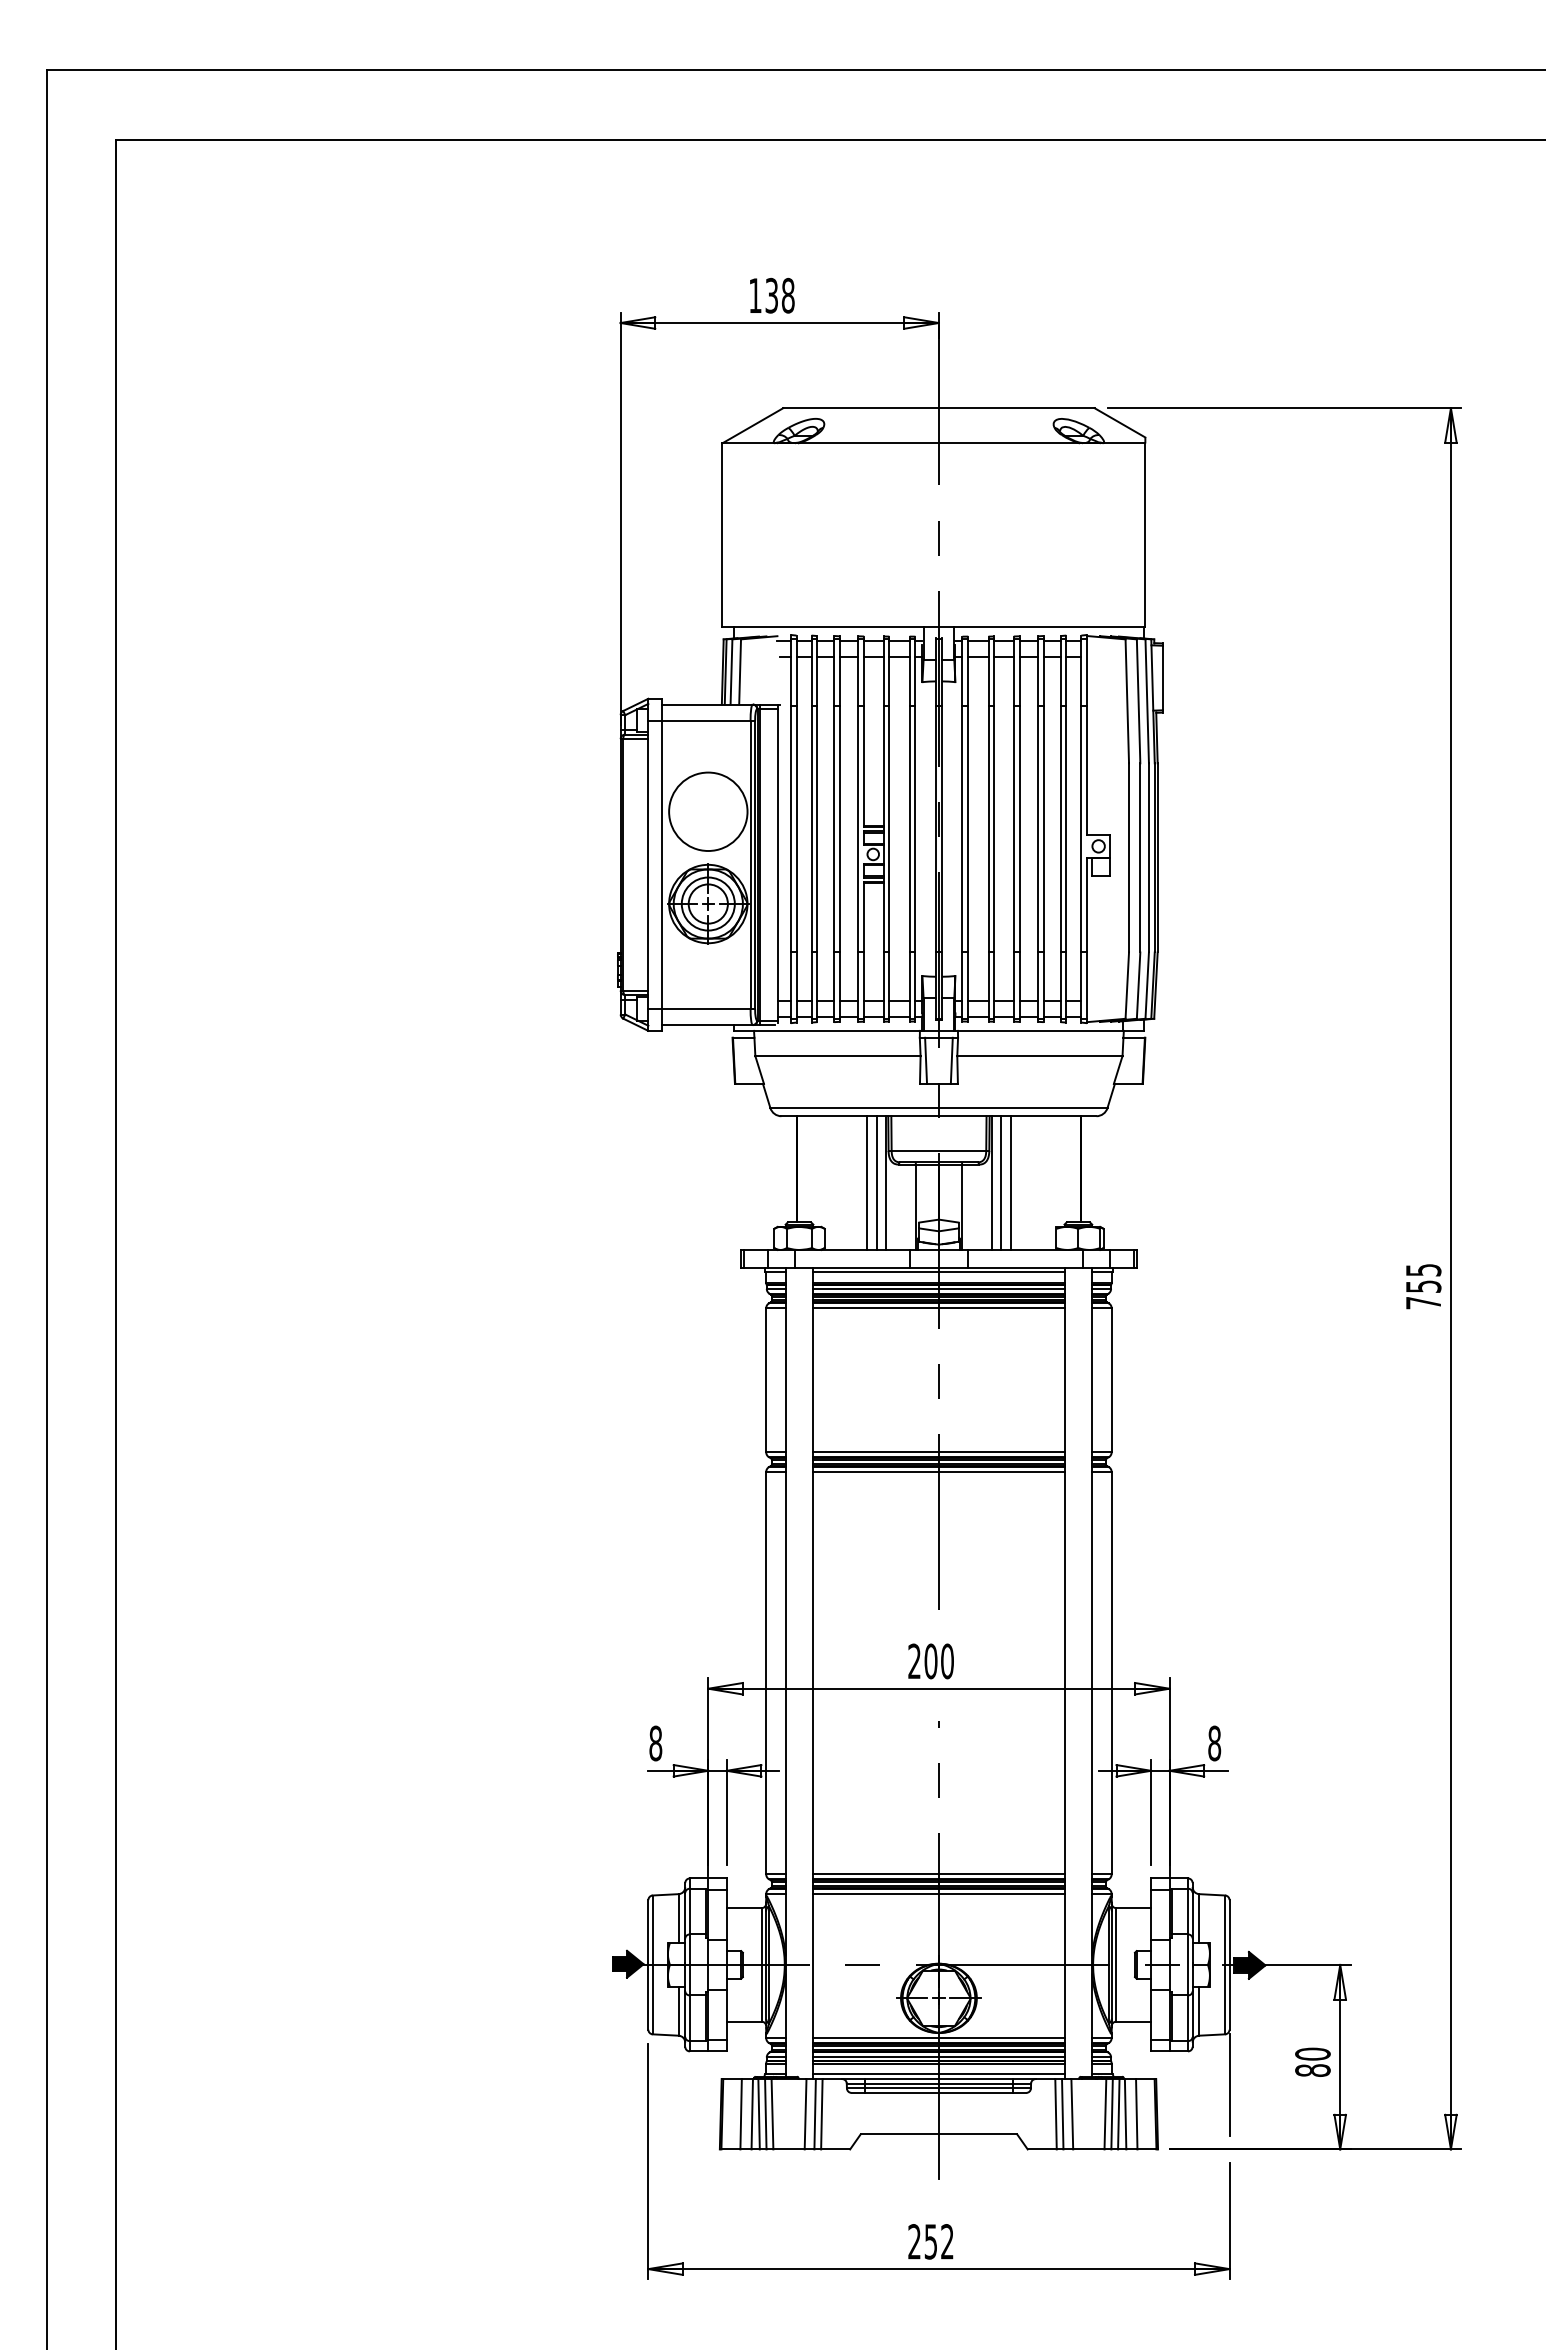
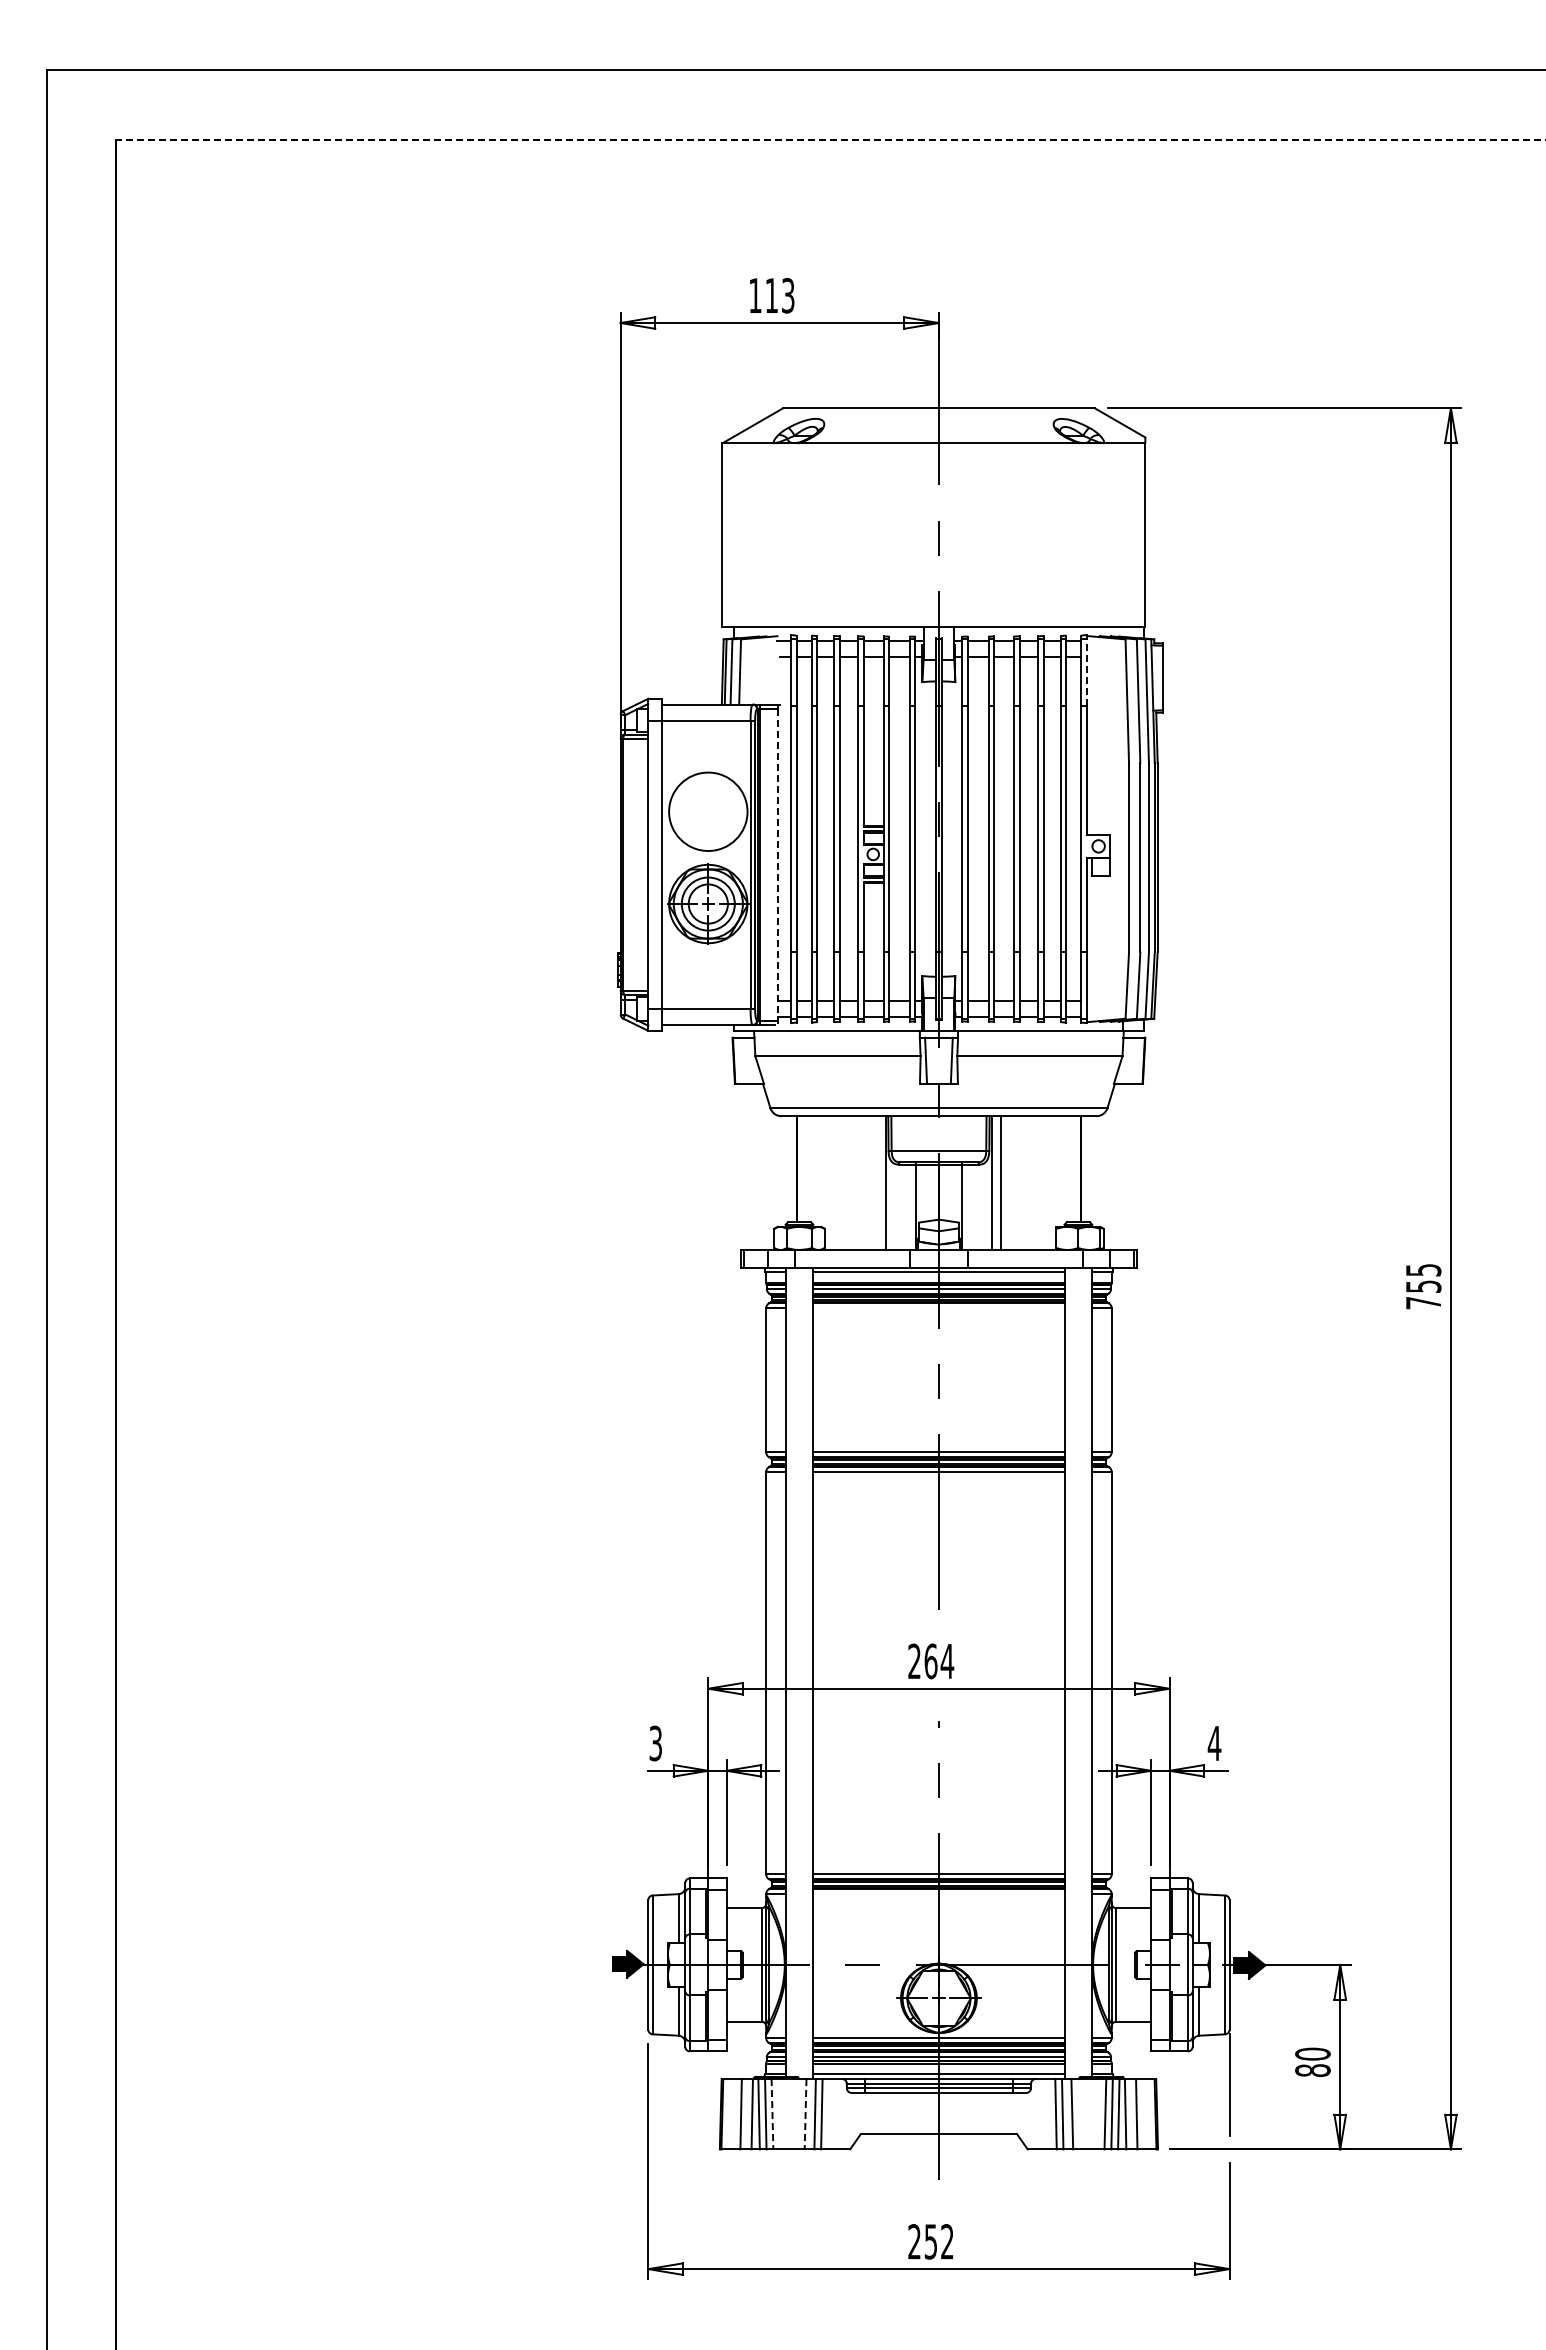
line: solid -> dashed (830, 139)
text: 138 -> 113 (779, 295)
line: solid -> dashed (1087, 672)
line: solid -> dashed (777, 864)
line: present -> none (867, 1182)
line: present -> none (877, 1182)
line: present -> none (1010, 1182)
line: present -> none (938, 1308)
text: 200 -> 264 (939, 1661)
text: 8 -> 3 (655, 1743)
text: 8 -> 4 (1214, 1743)
line: present -> none (938, 1894)
line: solid -> dashed (772, 2114)
line: solid -> dashed (805, 2114)
